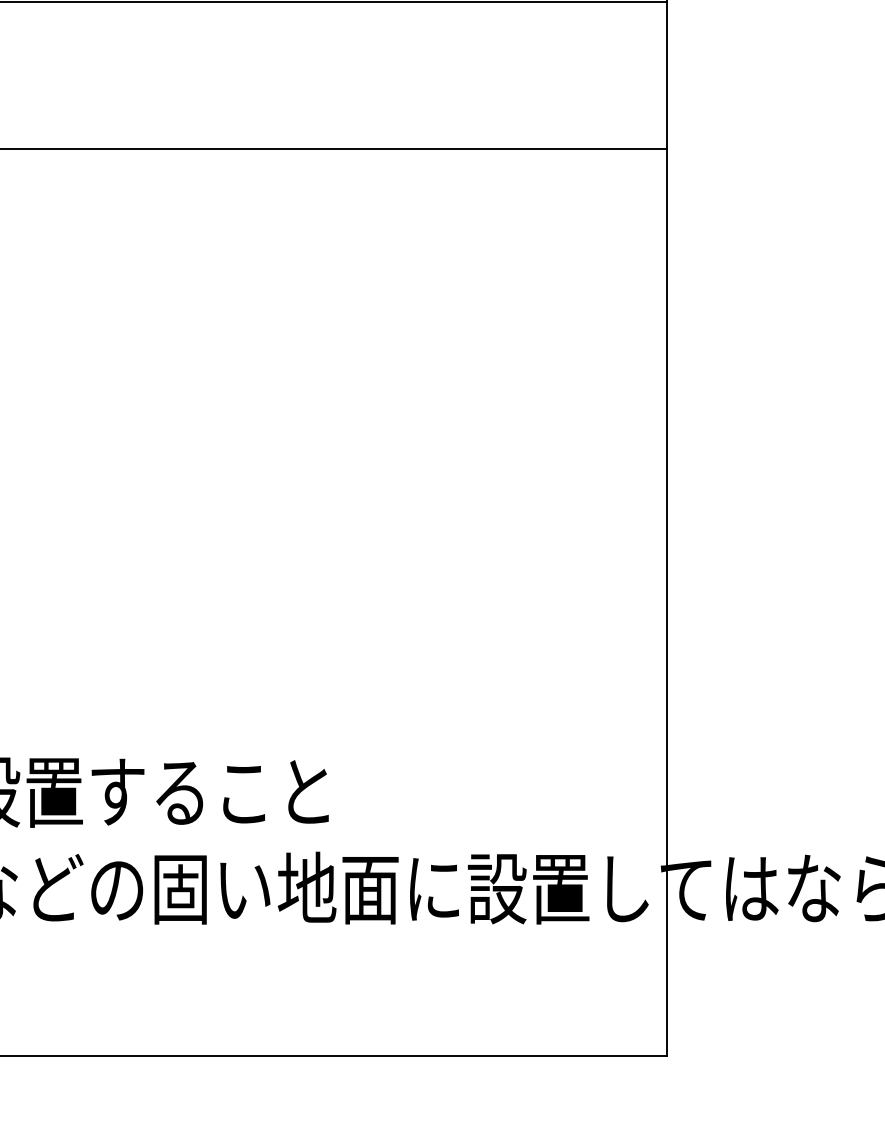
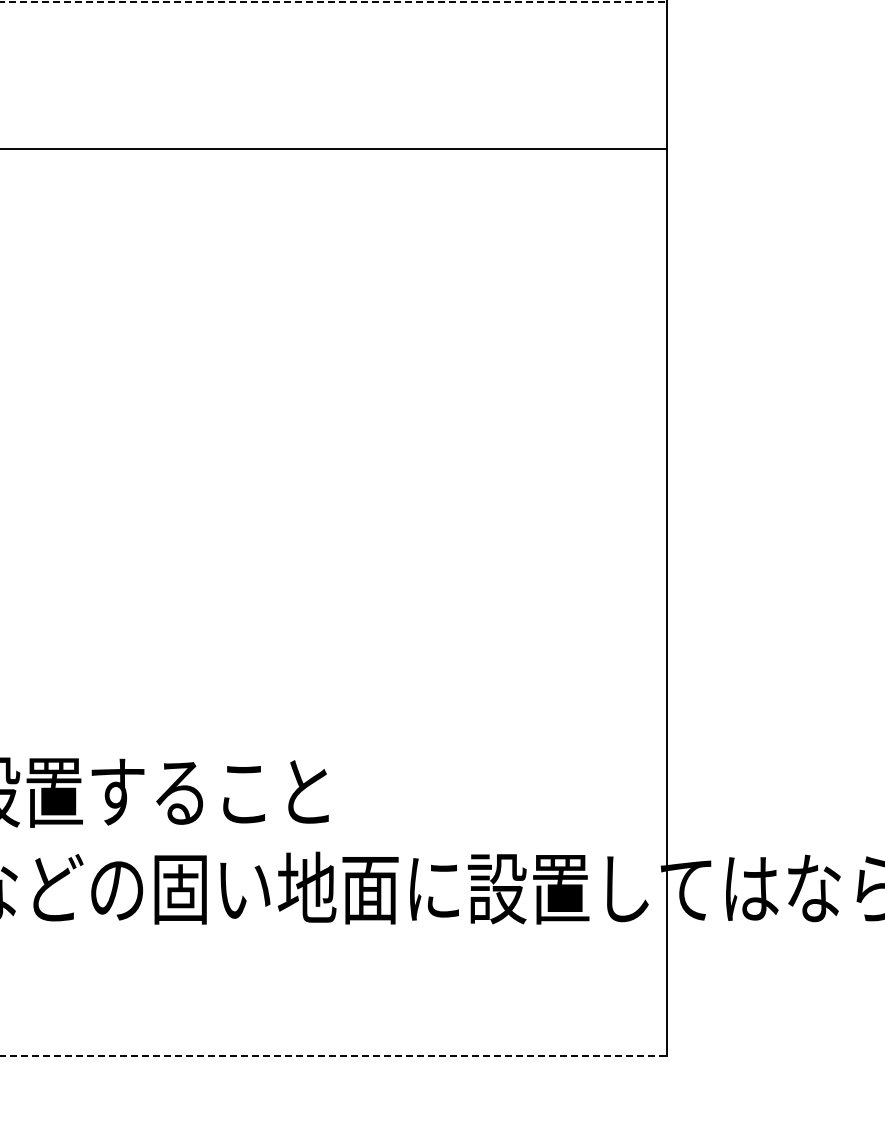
line: solid -> dashed (333, 1)
line: solid -> dashed (333, 1056)
